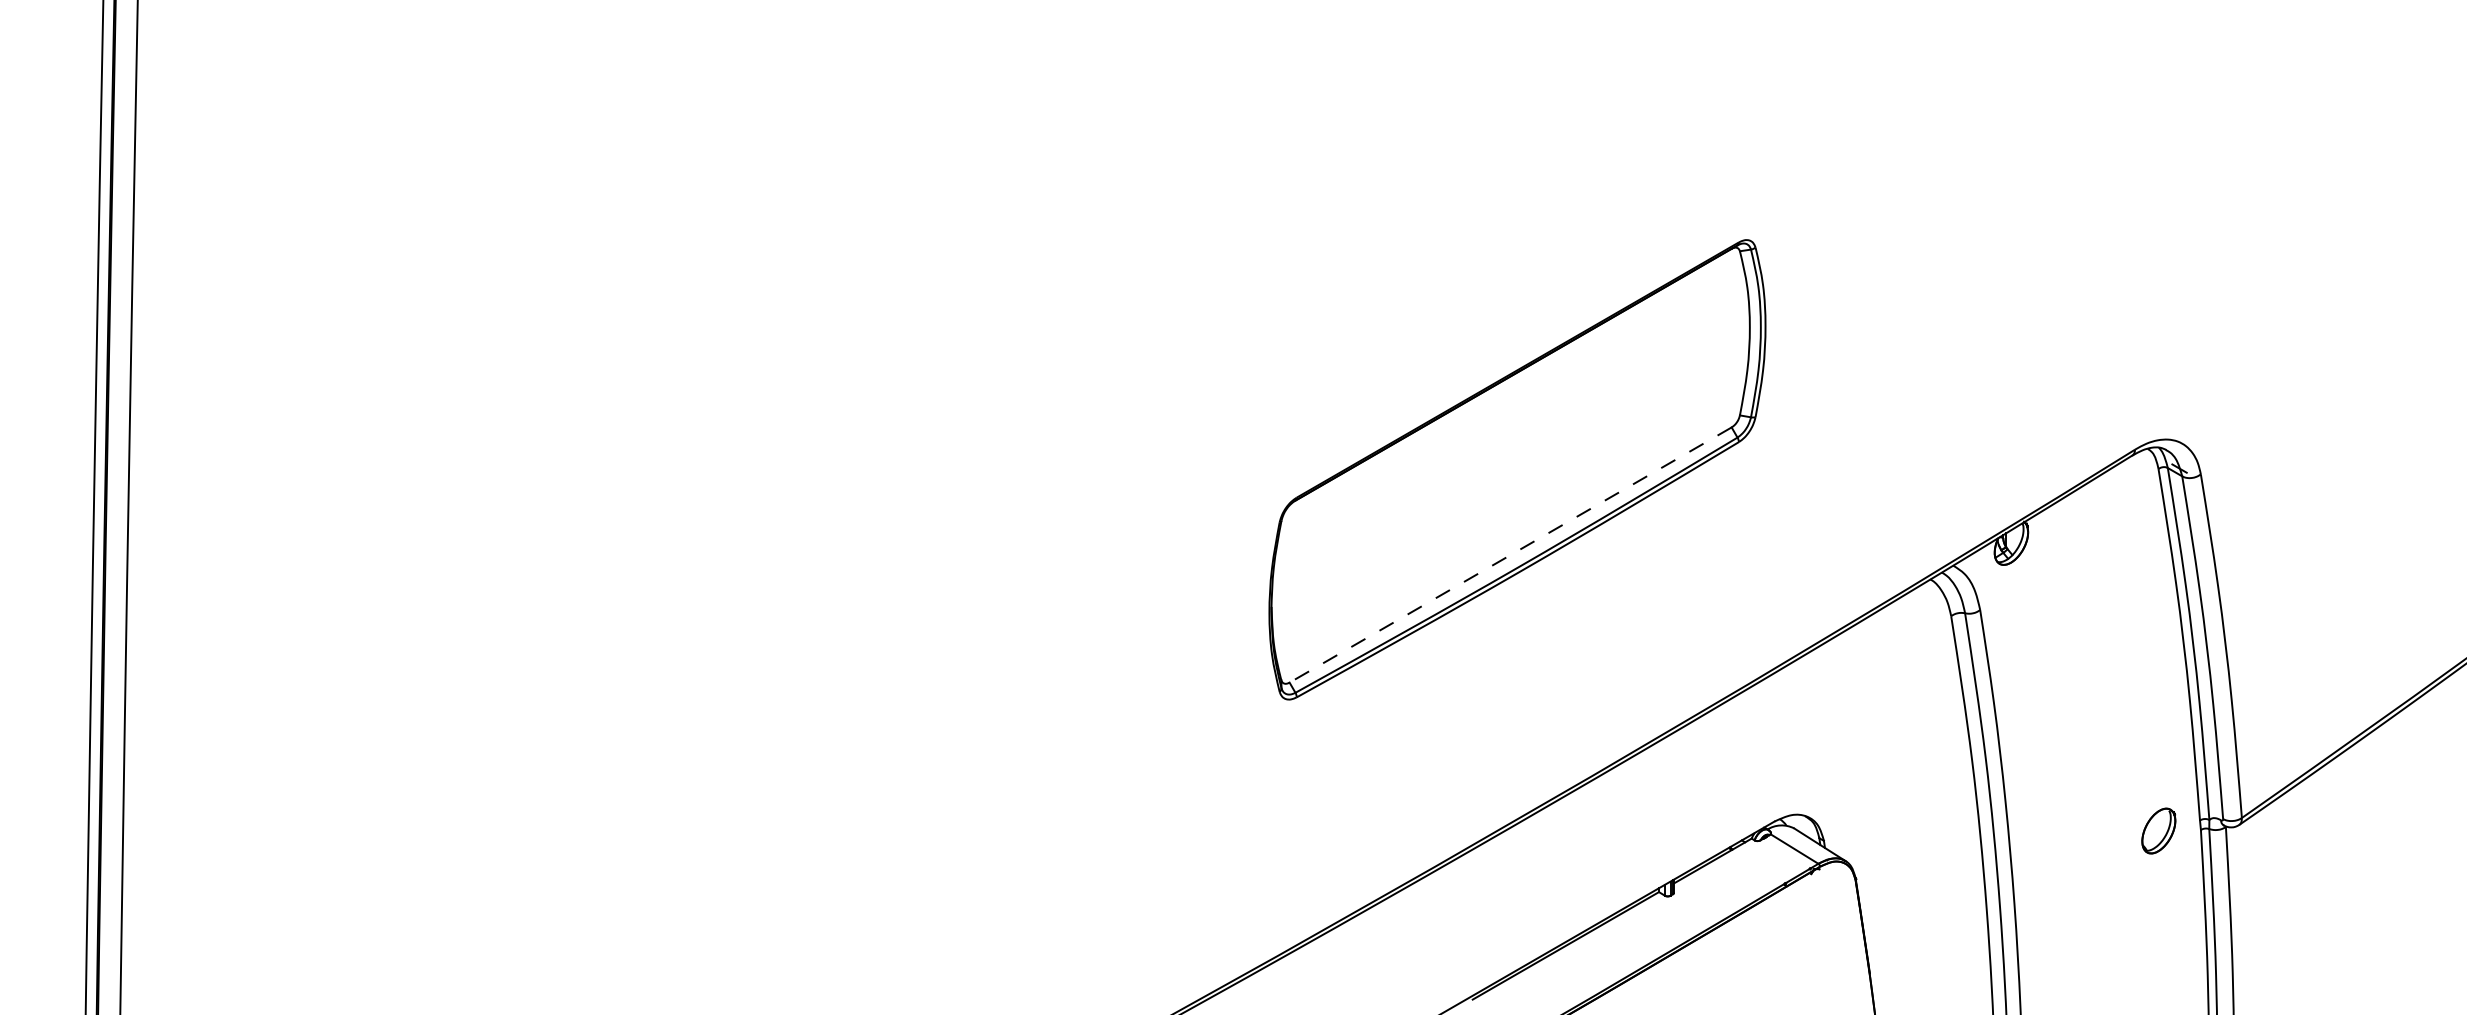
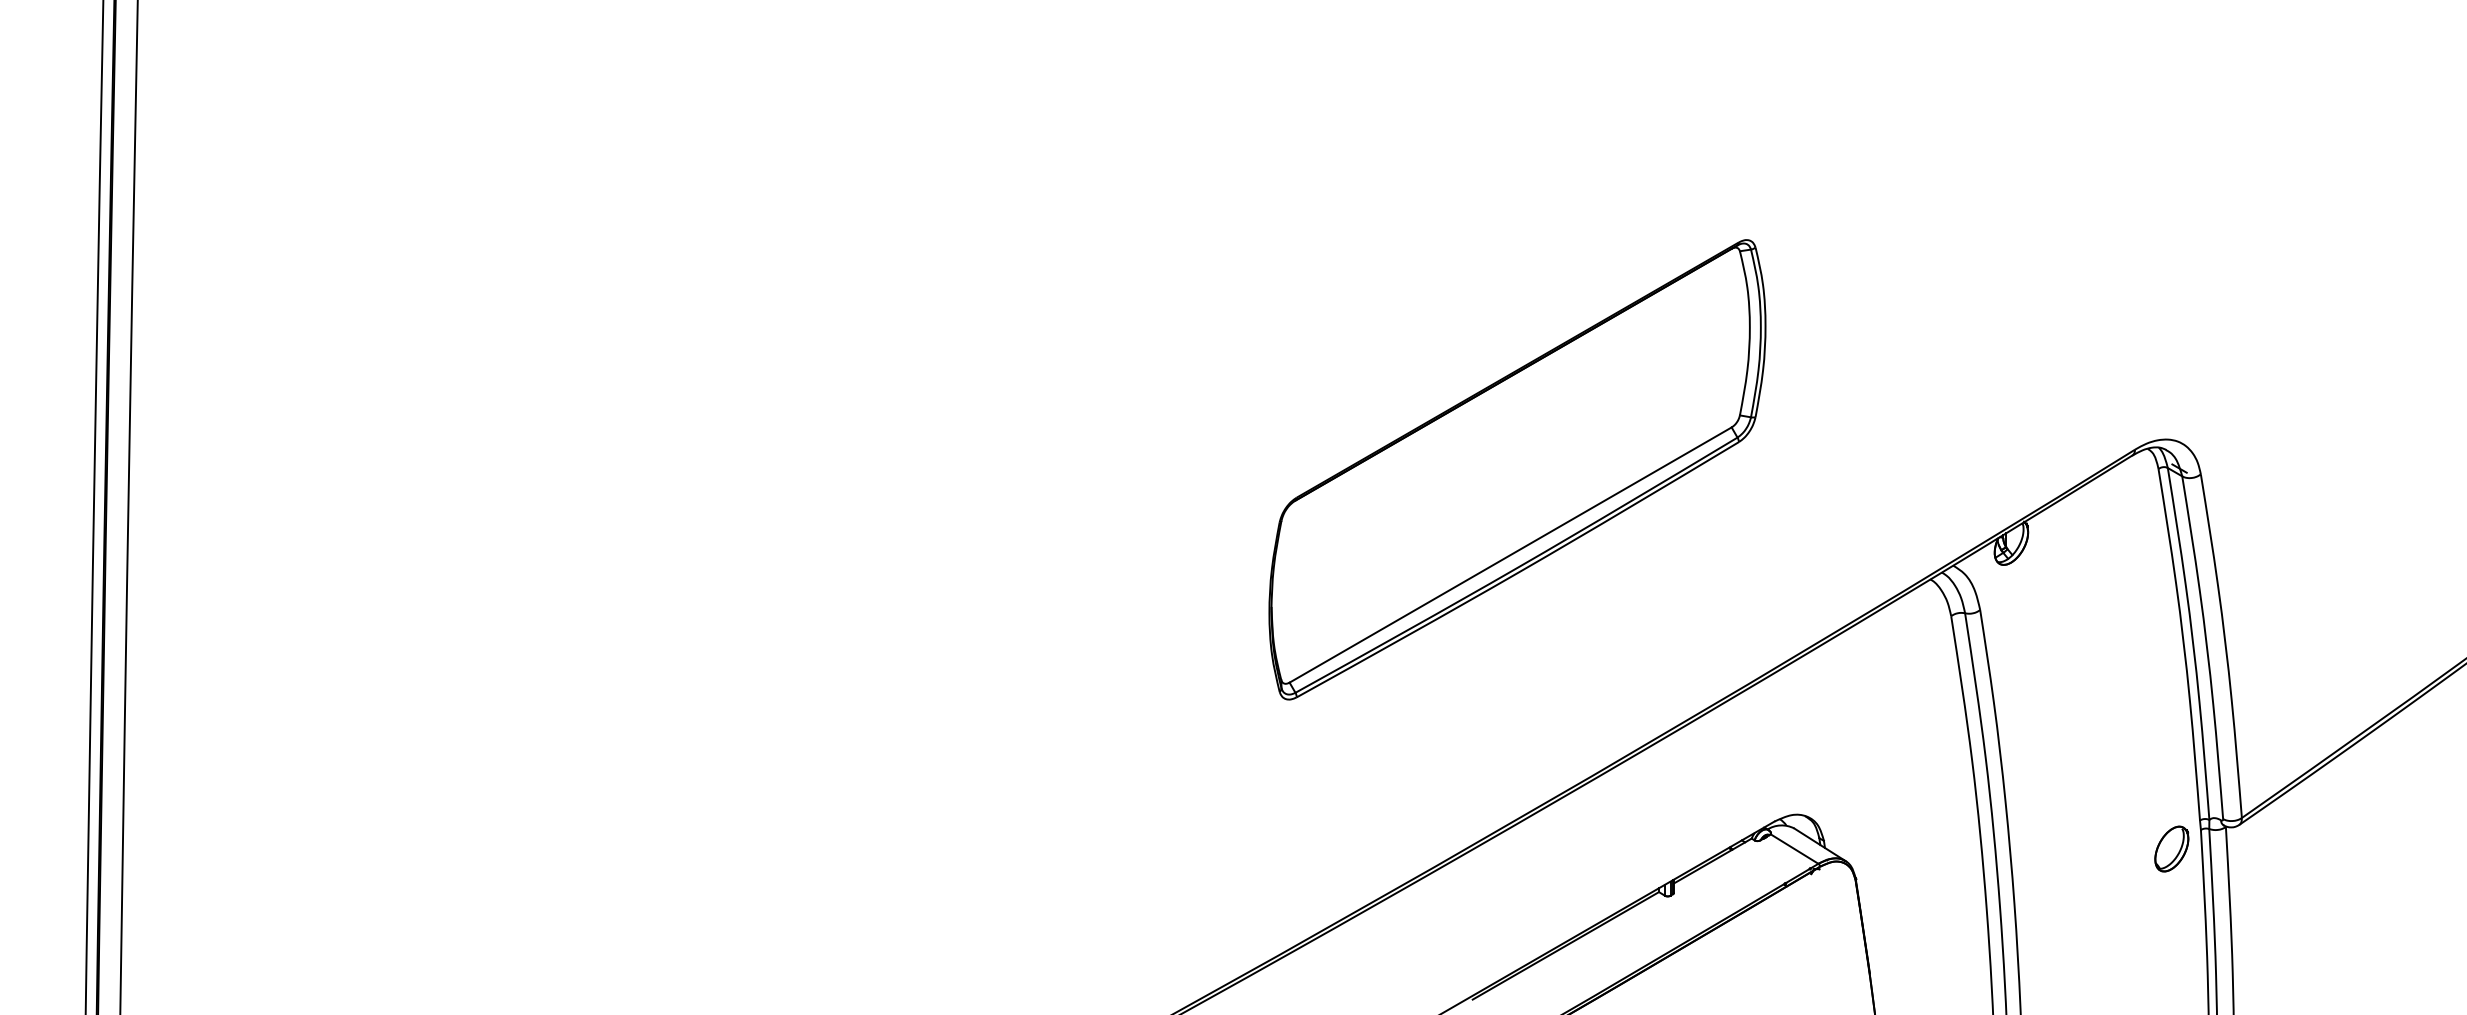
line: dashed -> solid (1510, 555)
part position: (2158, 830) -> (2171, 848) (2171, 848)
